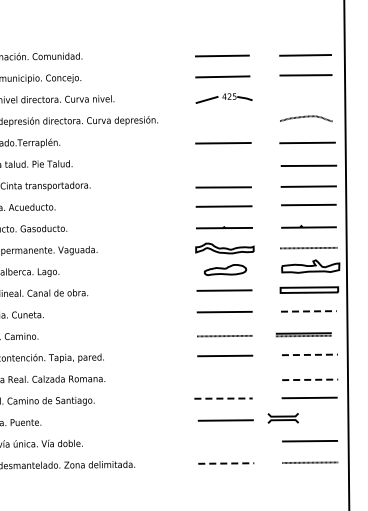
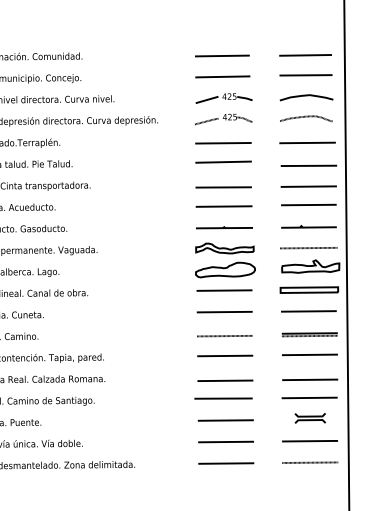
curve: none -> present (306, 96)
part: none -> present (223, 119)
line: none -> present (223, 161)
part size: 44x13 px -> 61x18 px (225, 269)
line: dashed -> solid (308, 311)
part position: (303, 334) -> (309, 334) (309, 334)
line: dashed -> solid (310, 354)
line: dashed -> solid (310, 379)
line: none -> present (225, 380)
line: dashed -> solid (224, 398)
part position: (282, 418) -> (309, 418) (309, 418)
line: none -> present (225, 441)
line: dashed -> solid (226, 463)
